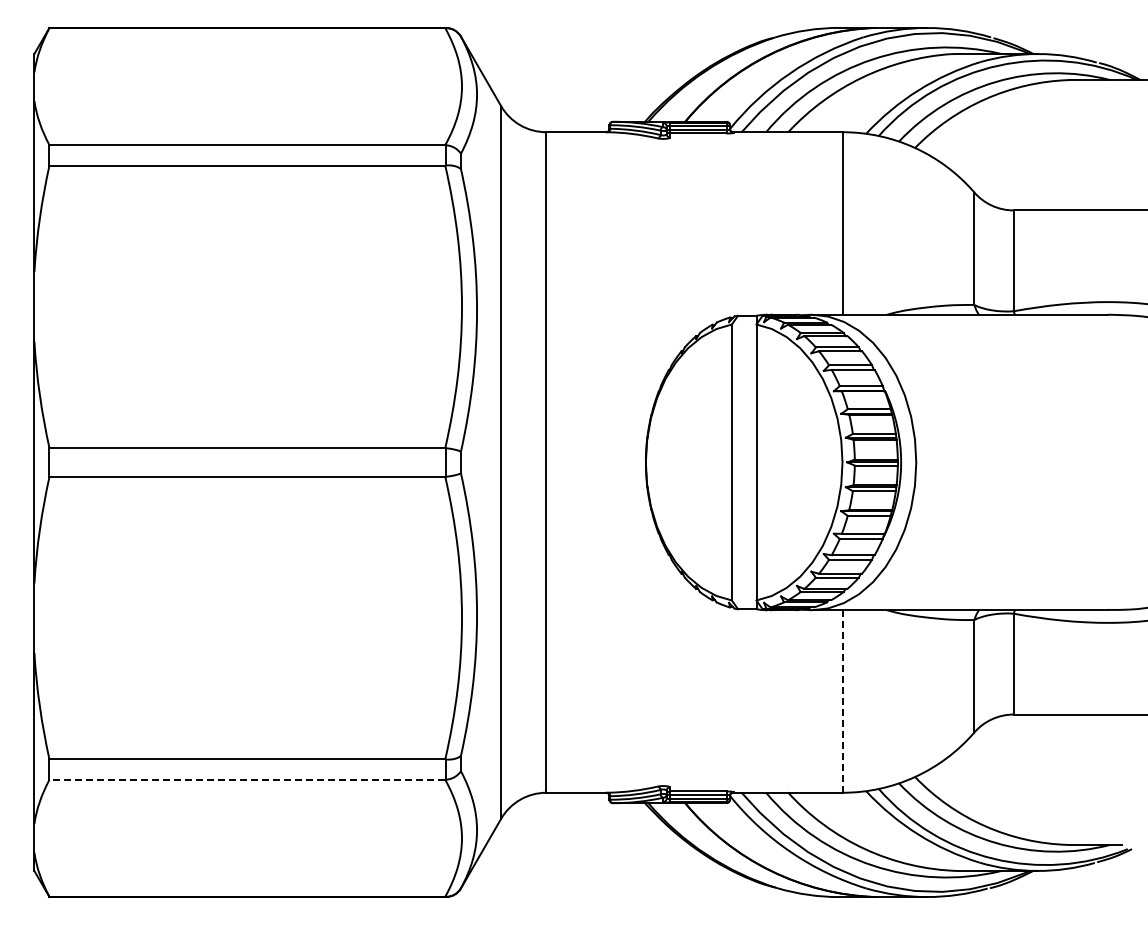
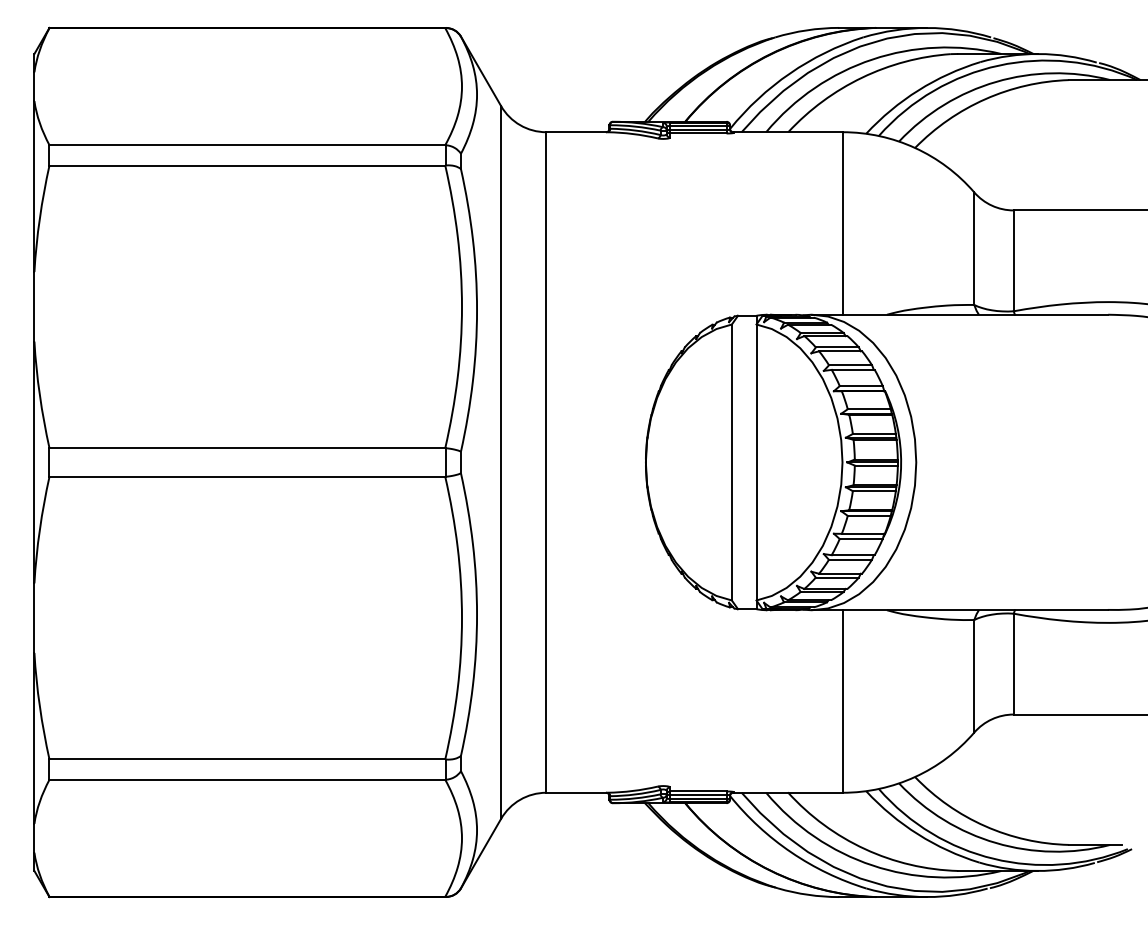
line: dashed -> solid (842, 702)
line: dashed -> solid (247, 779)
